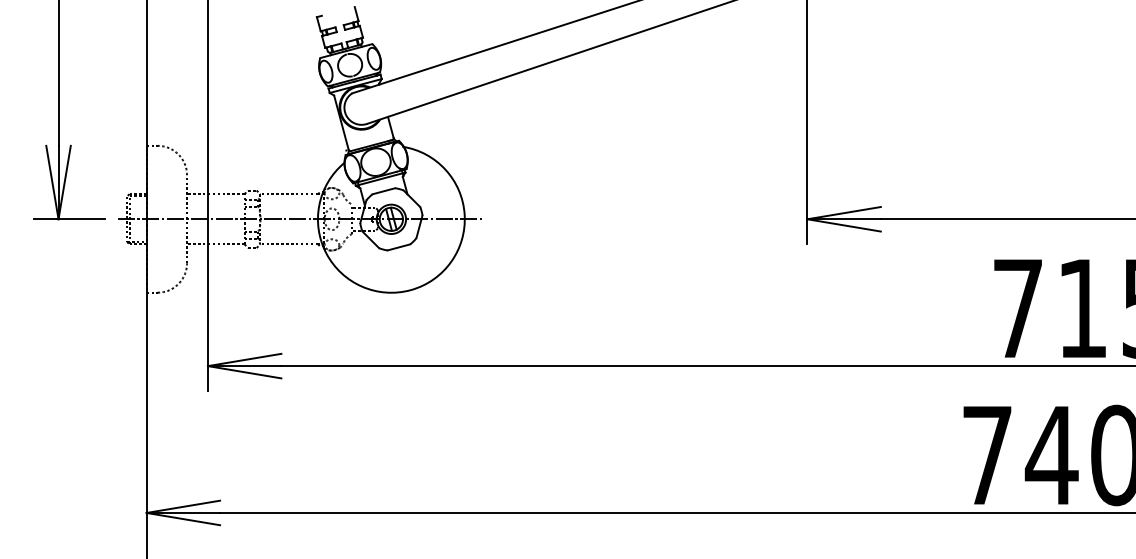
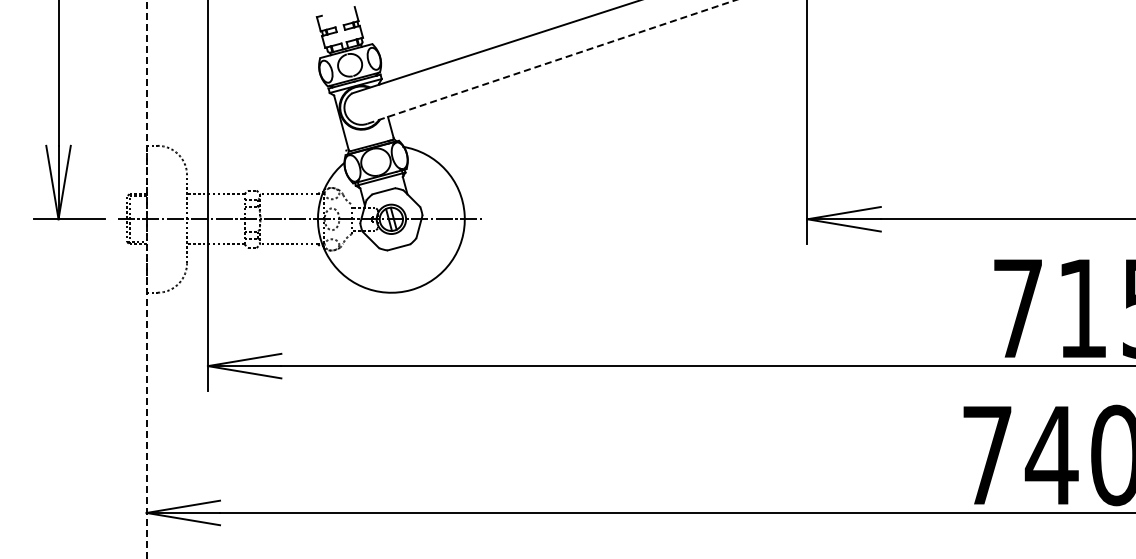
line: solid -> dashed (552, 61)
line: solid -> dashed (146, 279)
